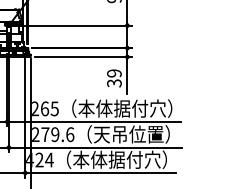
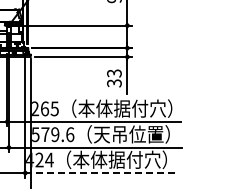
text: 39 -> 33 (114, 73)
text: 279.6 -> 579.6 (35, 134)
line: solid -> dashed (101, 173)
